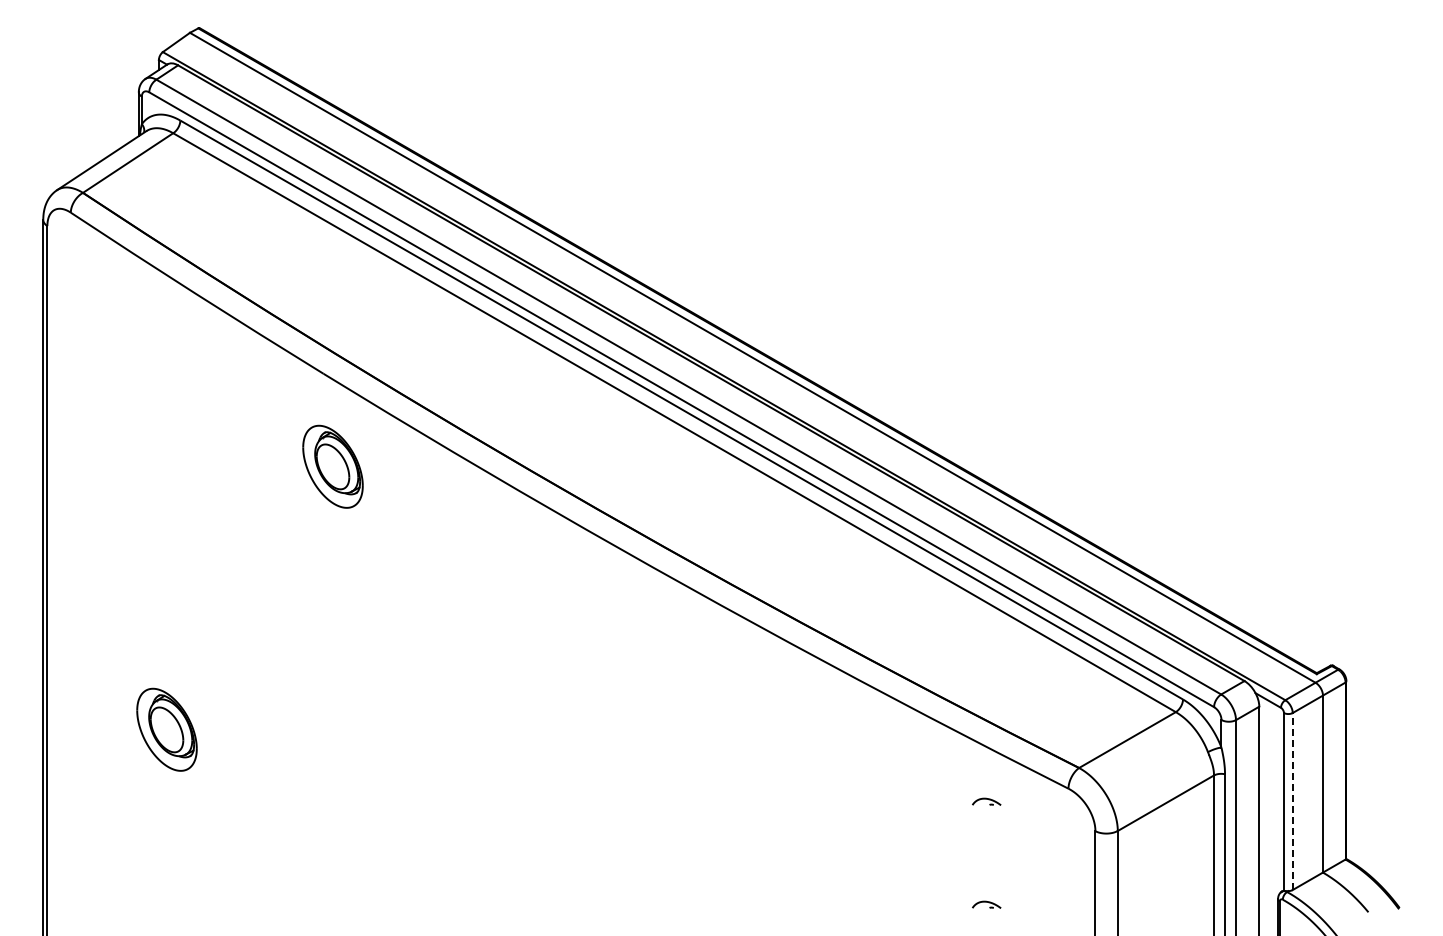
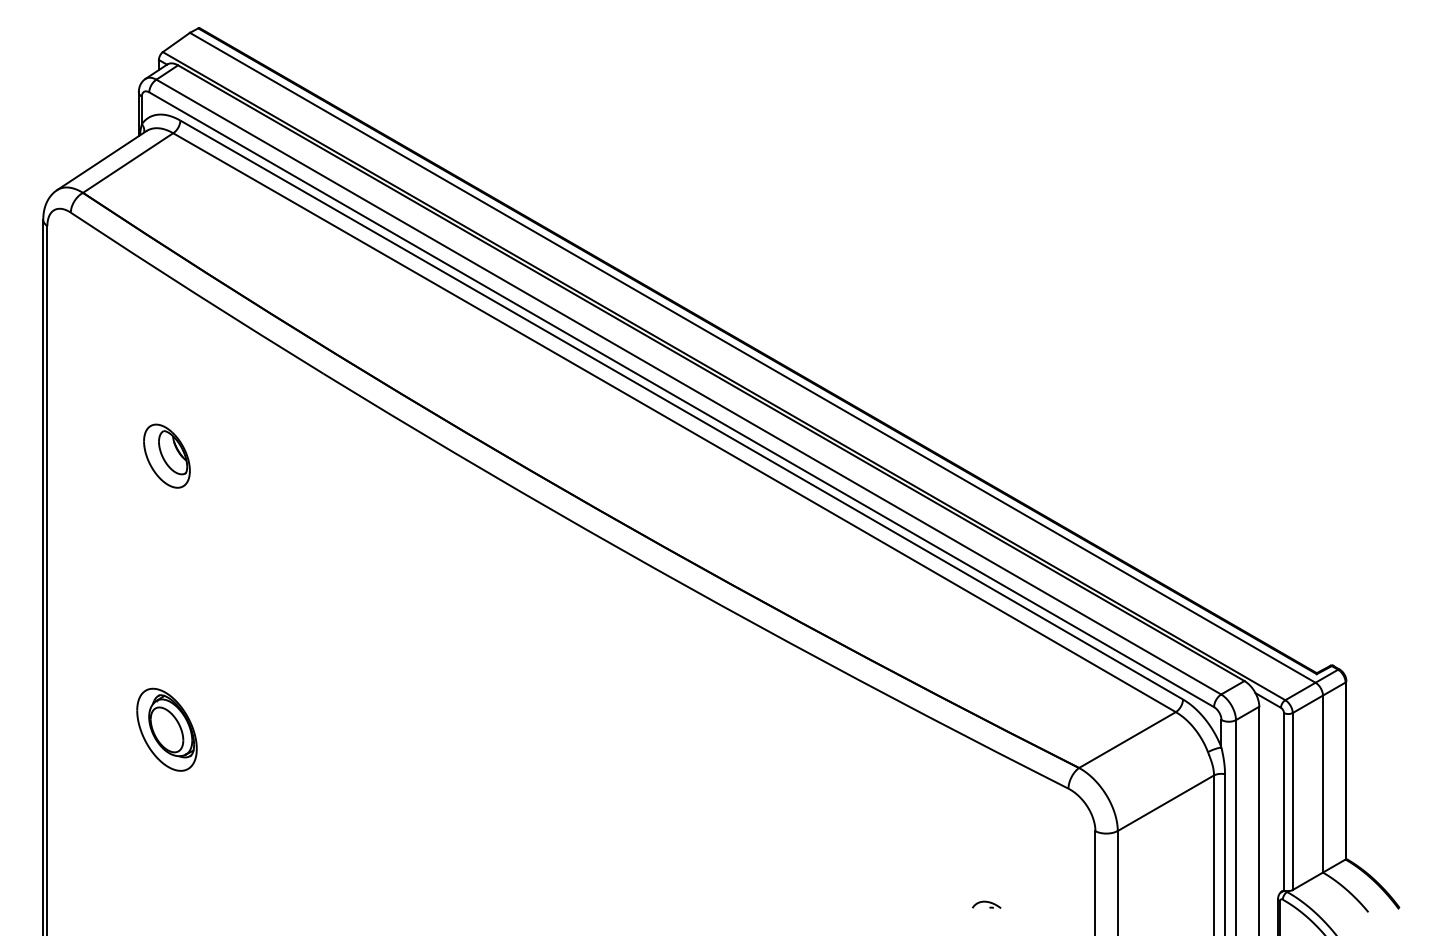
part: none -> present (166, 455)
part: present -> none (332, 466)
part: present -> none (986, 801)
line: dashed -> solid (1292, 801)
